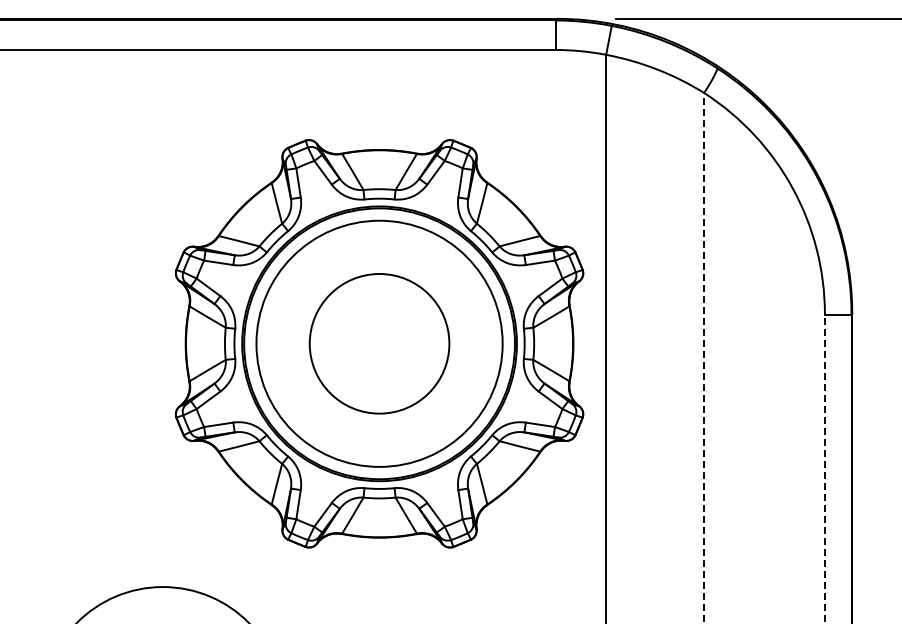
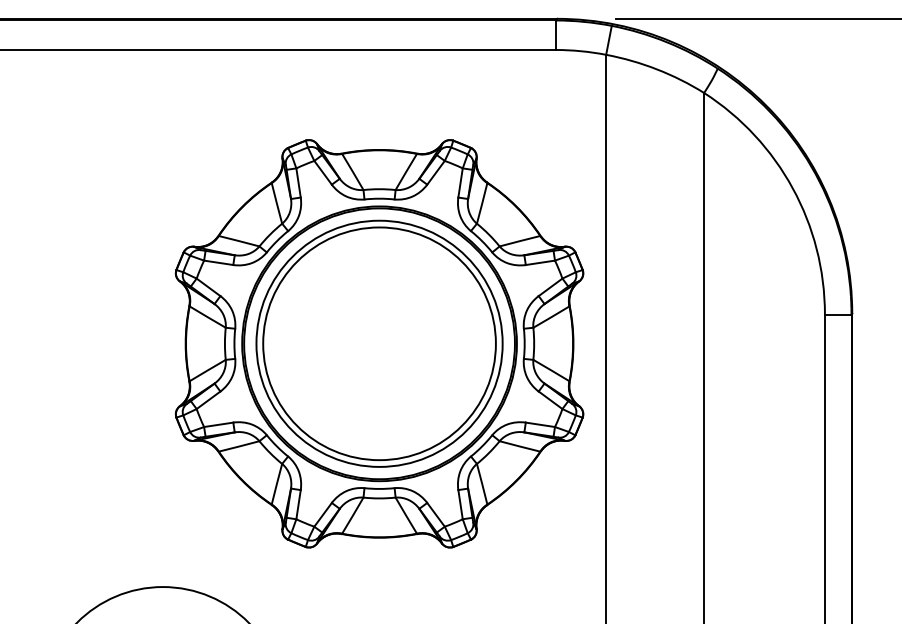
circle diameter: 140 px -> 233 px (379, 343)
line: dashed -> solid (704, 358)
line: dashed -> solid (824, 468)
